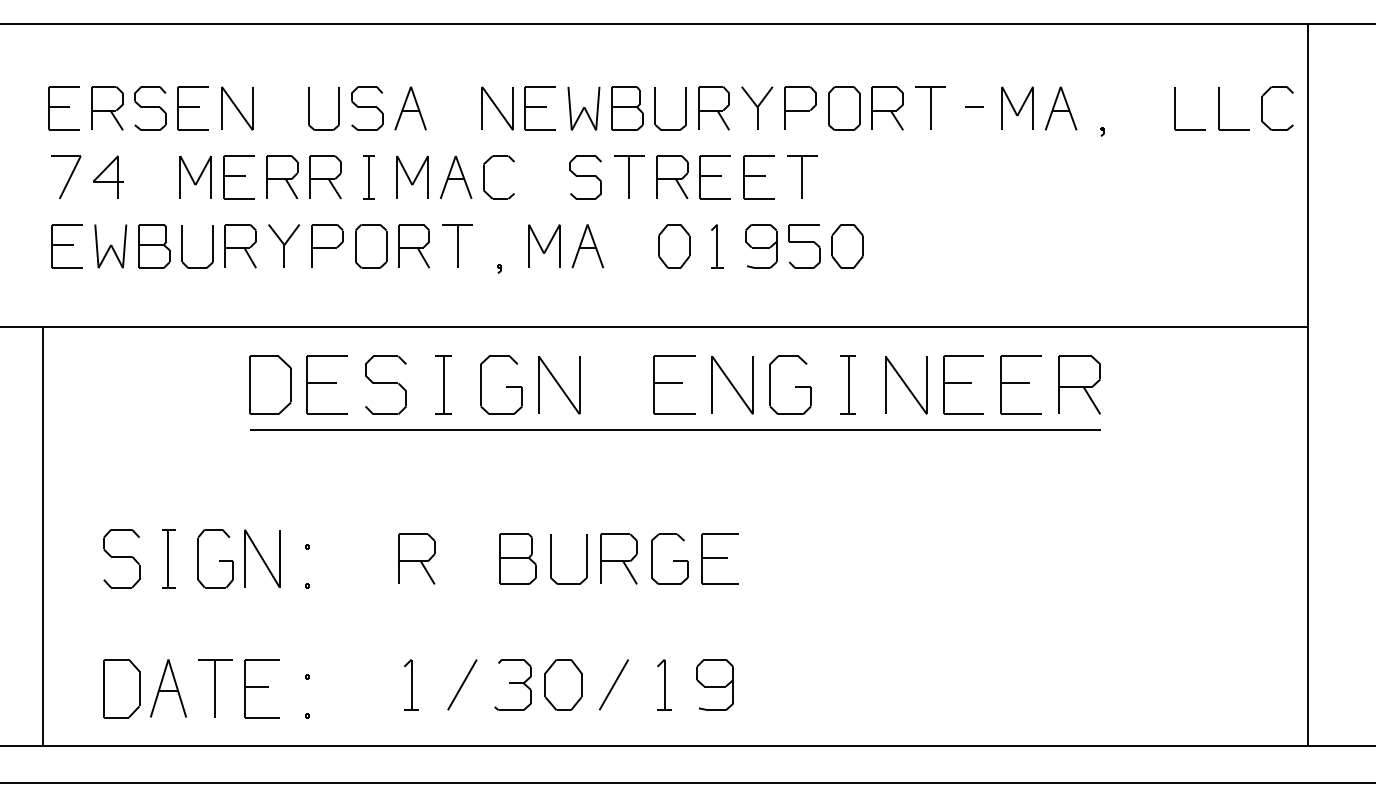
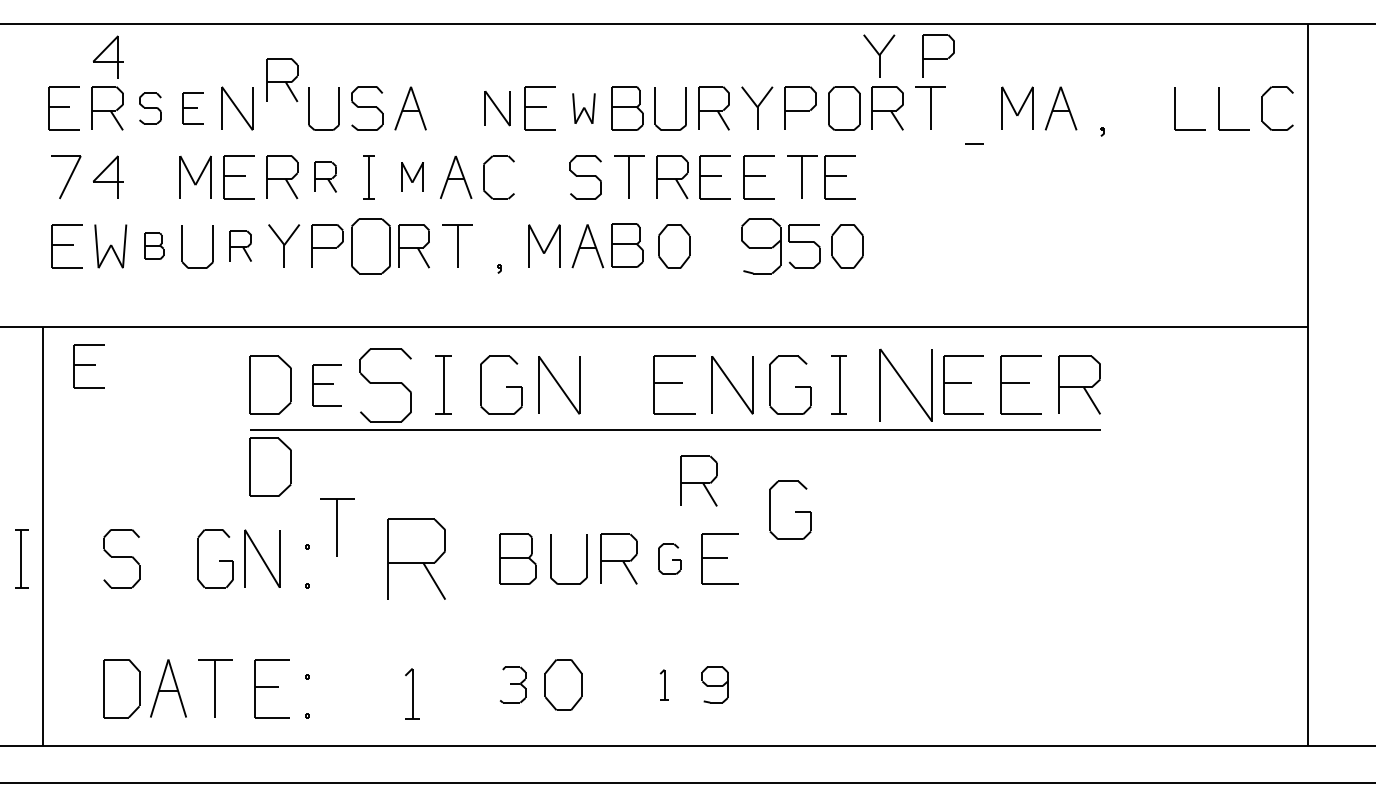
part: none -> present (879, 55)
part: none -> present (938, 55)
part: none -> present (108, 56)
part: none -> present (282, 80)
line position: (974, 106) -> (974, 143) (974, 143)
part size: 33x45 px -> 23x33 px (150, 108)
part size: 32x45 px -> 22x33 px (192, 108)
part size: 33x45 px -> 27x36 px (497, 108)
part size: 34x45 px -> 24x31 px (583, 108)
part size: 33x44 px -> 23x30 px (412, 176)
part size: 33x45 px -> 23x32 px (325, 176)
part: none -> present (839, 177)
part: none -> present (627, 245)
part size: 33x45 px -> 21x28 px (154, 245)
part size: 33x45 px -> 23x32 px (240, 245)
part size: 33x45 px -> 40x57 px (370, 246)
part: present -> none (717, 246)
part size: 33x45 px -> 41x57 px (761, 246)
part: none -> present (88, 366)
part size: 42x60 px -> 30x43 px (326, 385)
part size: 42x60 px -> 53x75 px (385, 385)
part position: (847, 384) -> (838, 384) (838, 384)
part size: 43x59 px -> 54x74 px (905, 384)
part: none -> present (270, 466)
part: none -> present (698, 480)
part: none -> present (790, 509)
part: none -> present (337, 527)
part position: (168, 558) -> (21, 558) (21, 558)
part size: 38x52 px -> 59x82 px (416, 558)
part size: 38x52 px -> 24x32 px (669, 558)
part position: (411, 684) -> (412, 693) (412, 693)
line: present -> none (462, 684)
part size: 38x52 px -> 28x38 px (512, 684)
line: present -> none (613, 684)
part size: 15x52 px -> 10x32 px (663, 684)
part size: 38x52 px -> 28x38 px (714, 684)
part position: (261, 688) -> (271, 688) (271, 688)
